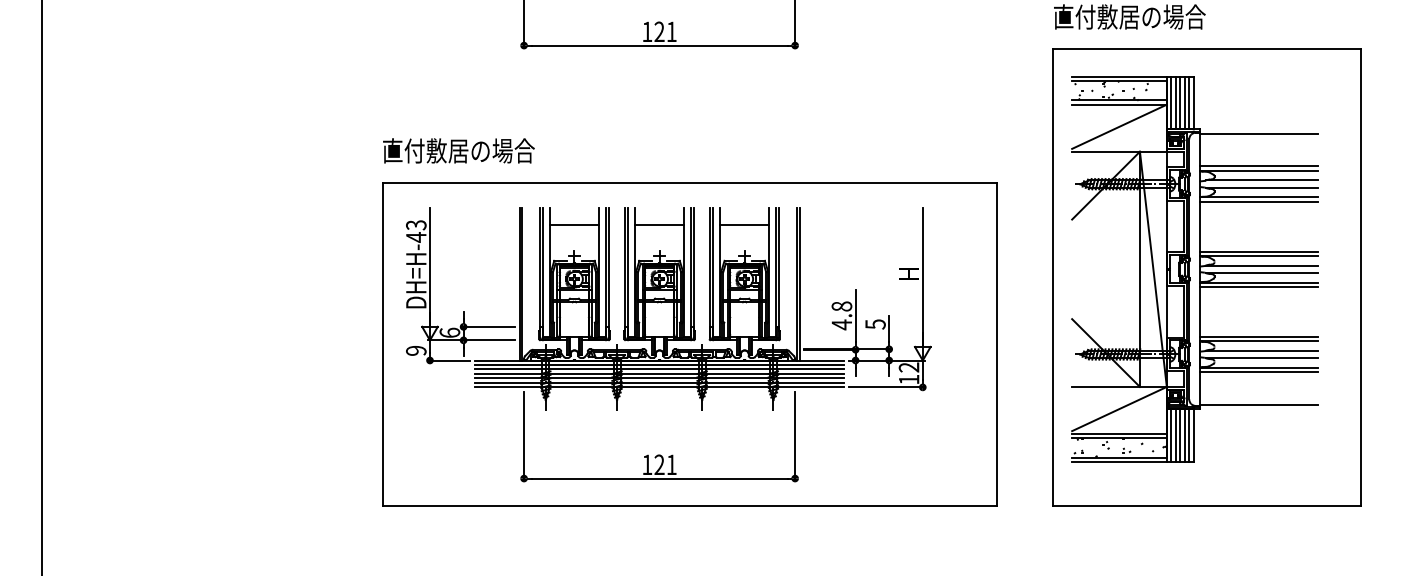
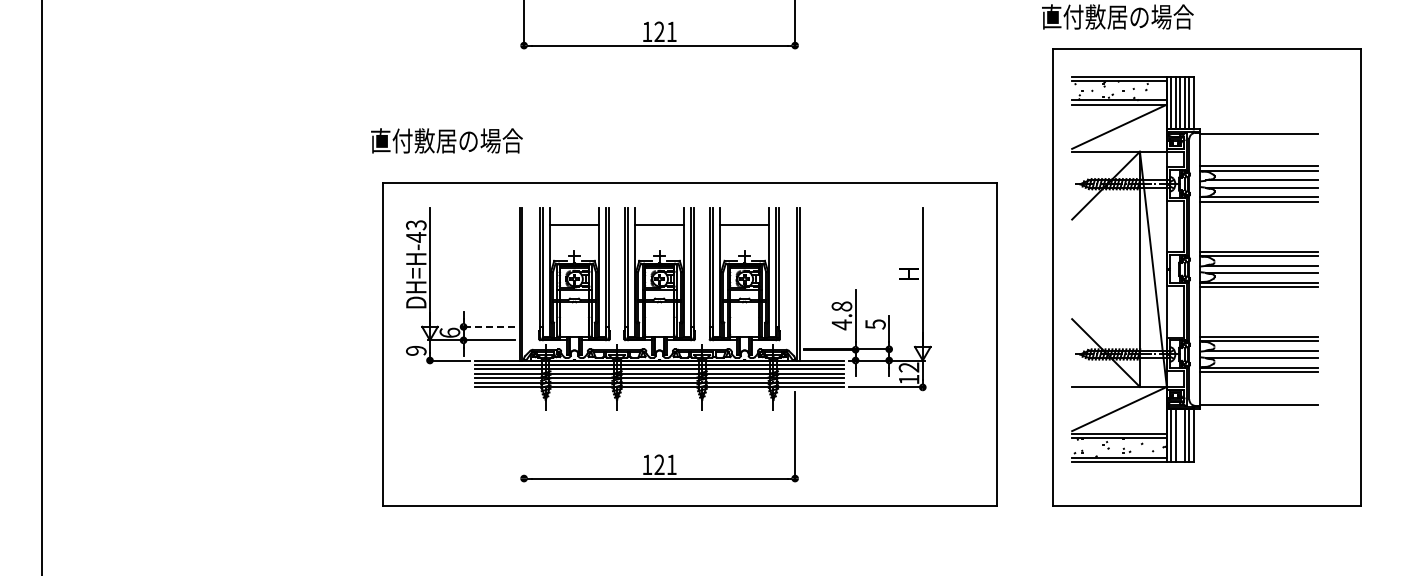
text position: (1129, 16) -> (1117, 16) (1117, 16)
text position: (458, 150) -> (446, 140) (446, 140)
line: solid -> dashed (488, 326)
line: present -> none (524, 435)
line: present -> none (1180, 435)
